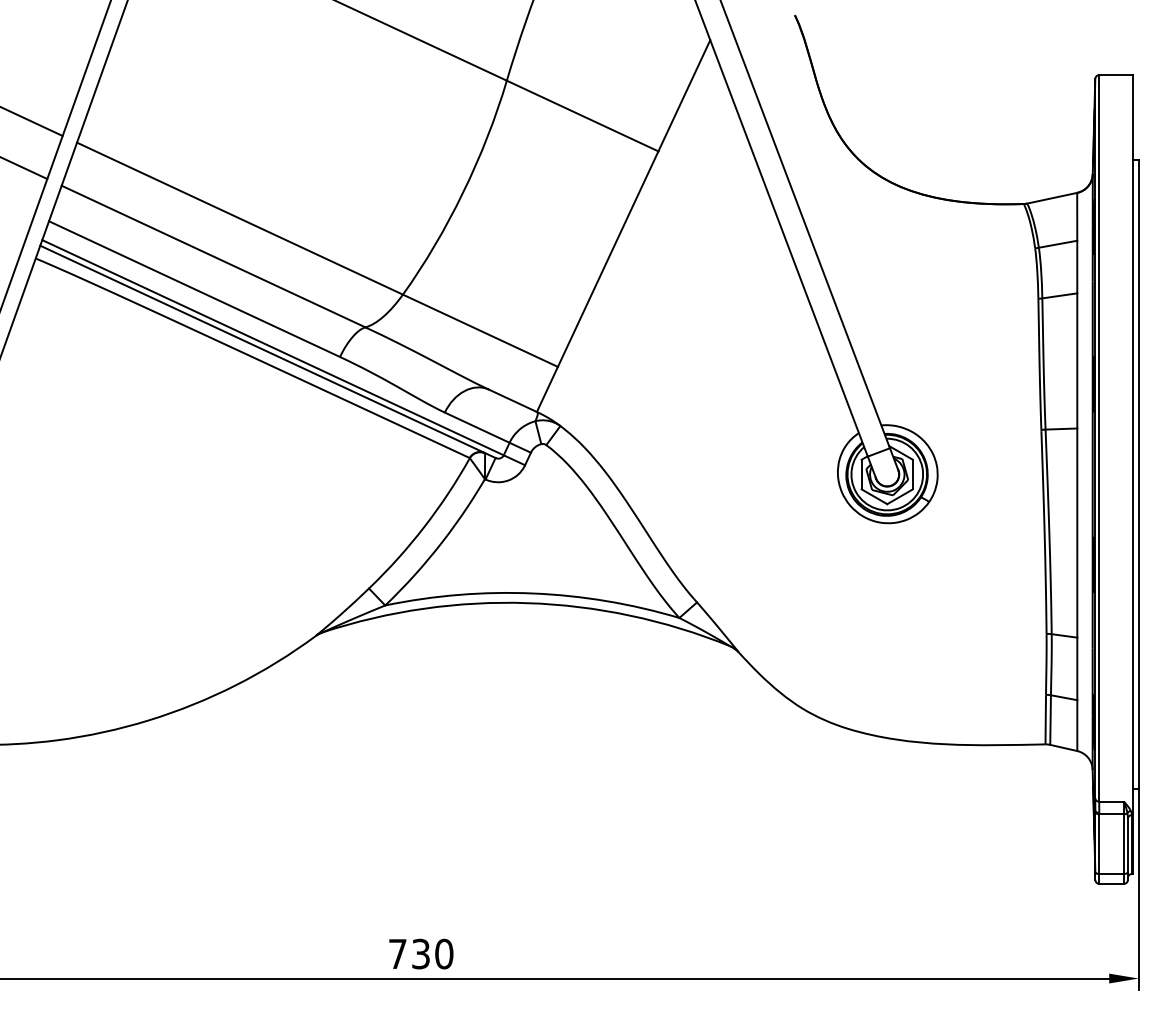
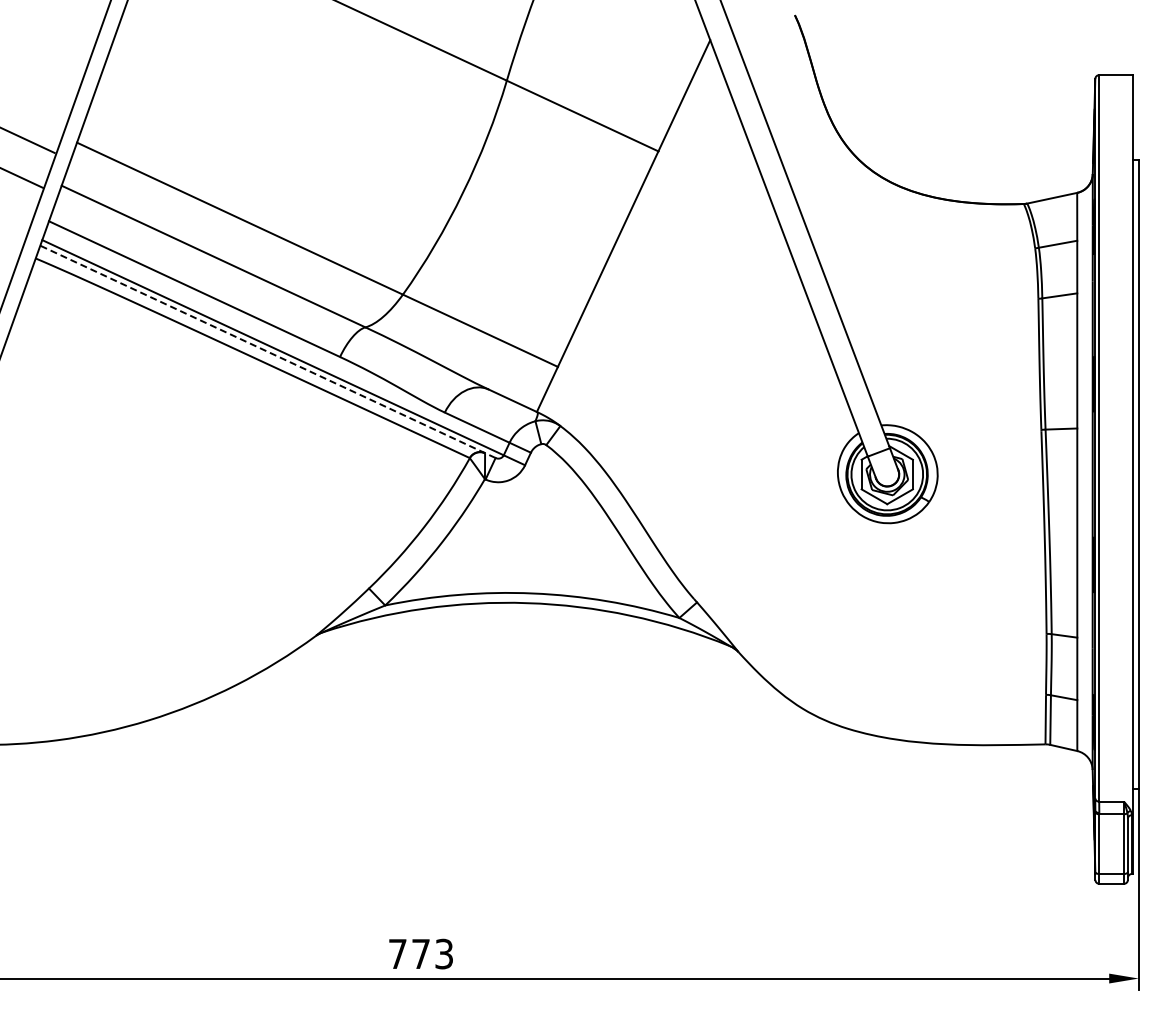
line position: (32, 121) -> (28, 140) (28, 140)
line position: (24, 168) -> (22, 178) (22, 178)
line: solid -> dashed (267, 351)
text: 730 -> 773 (432, 953)
